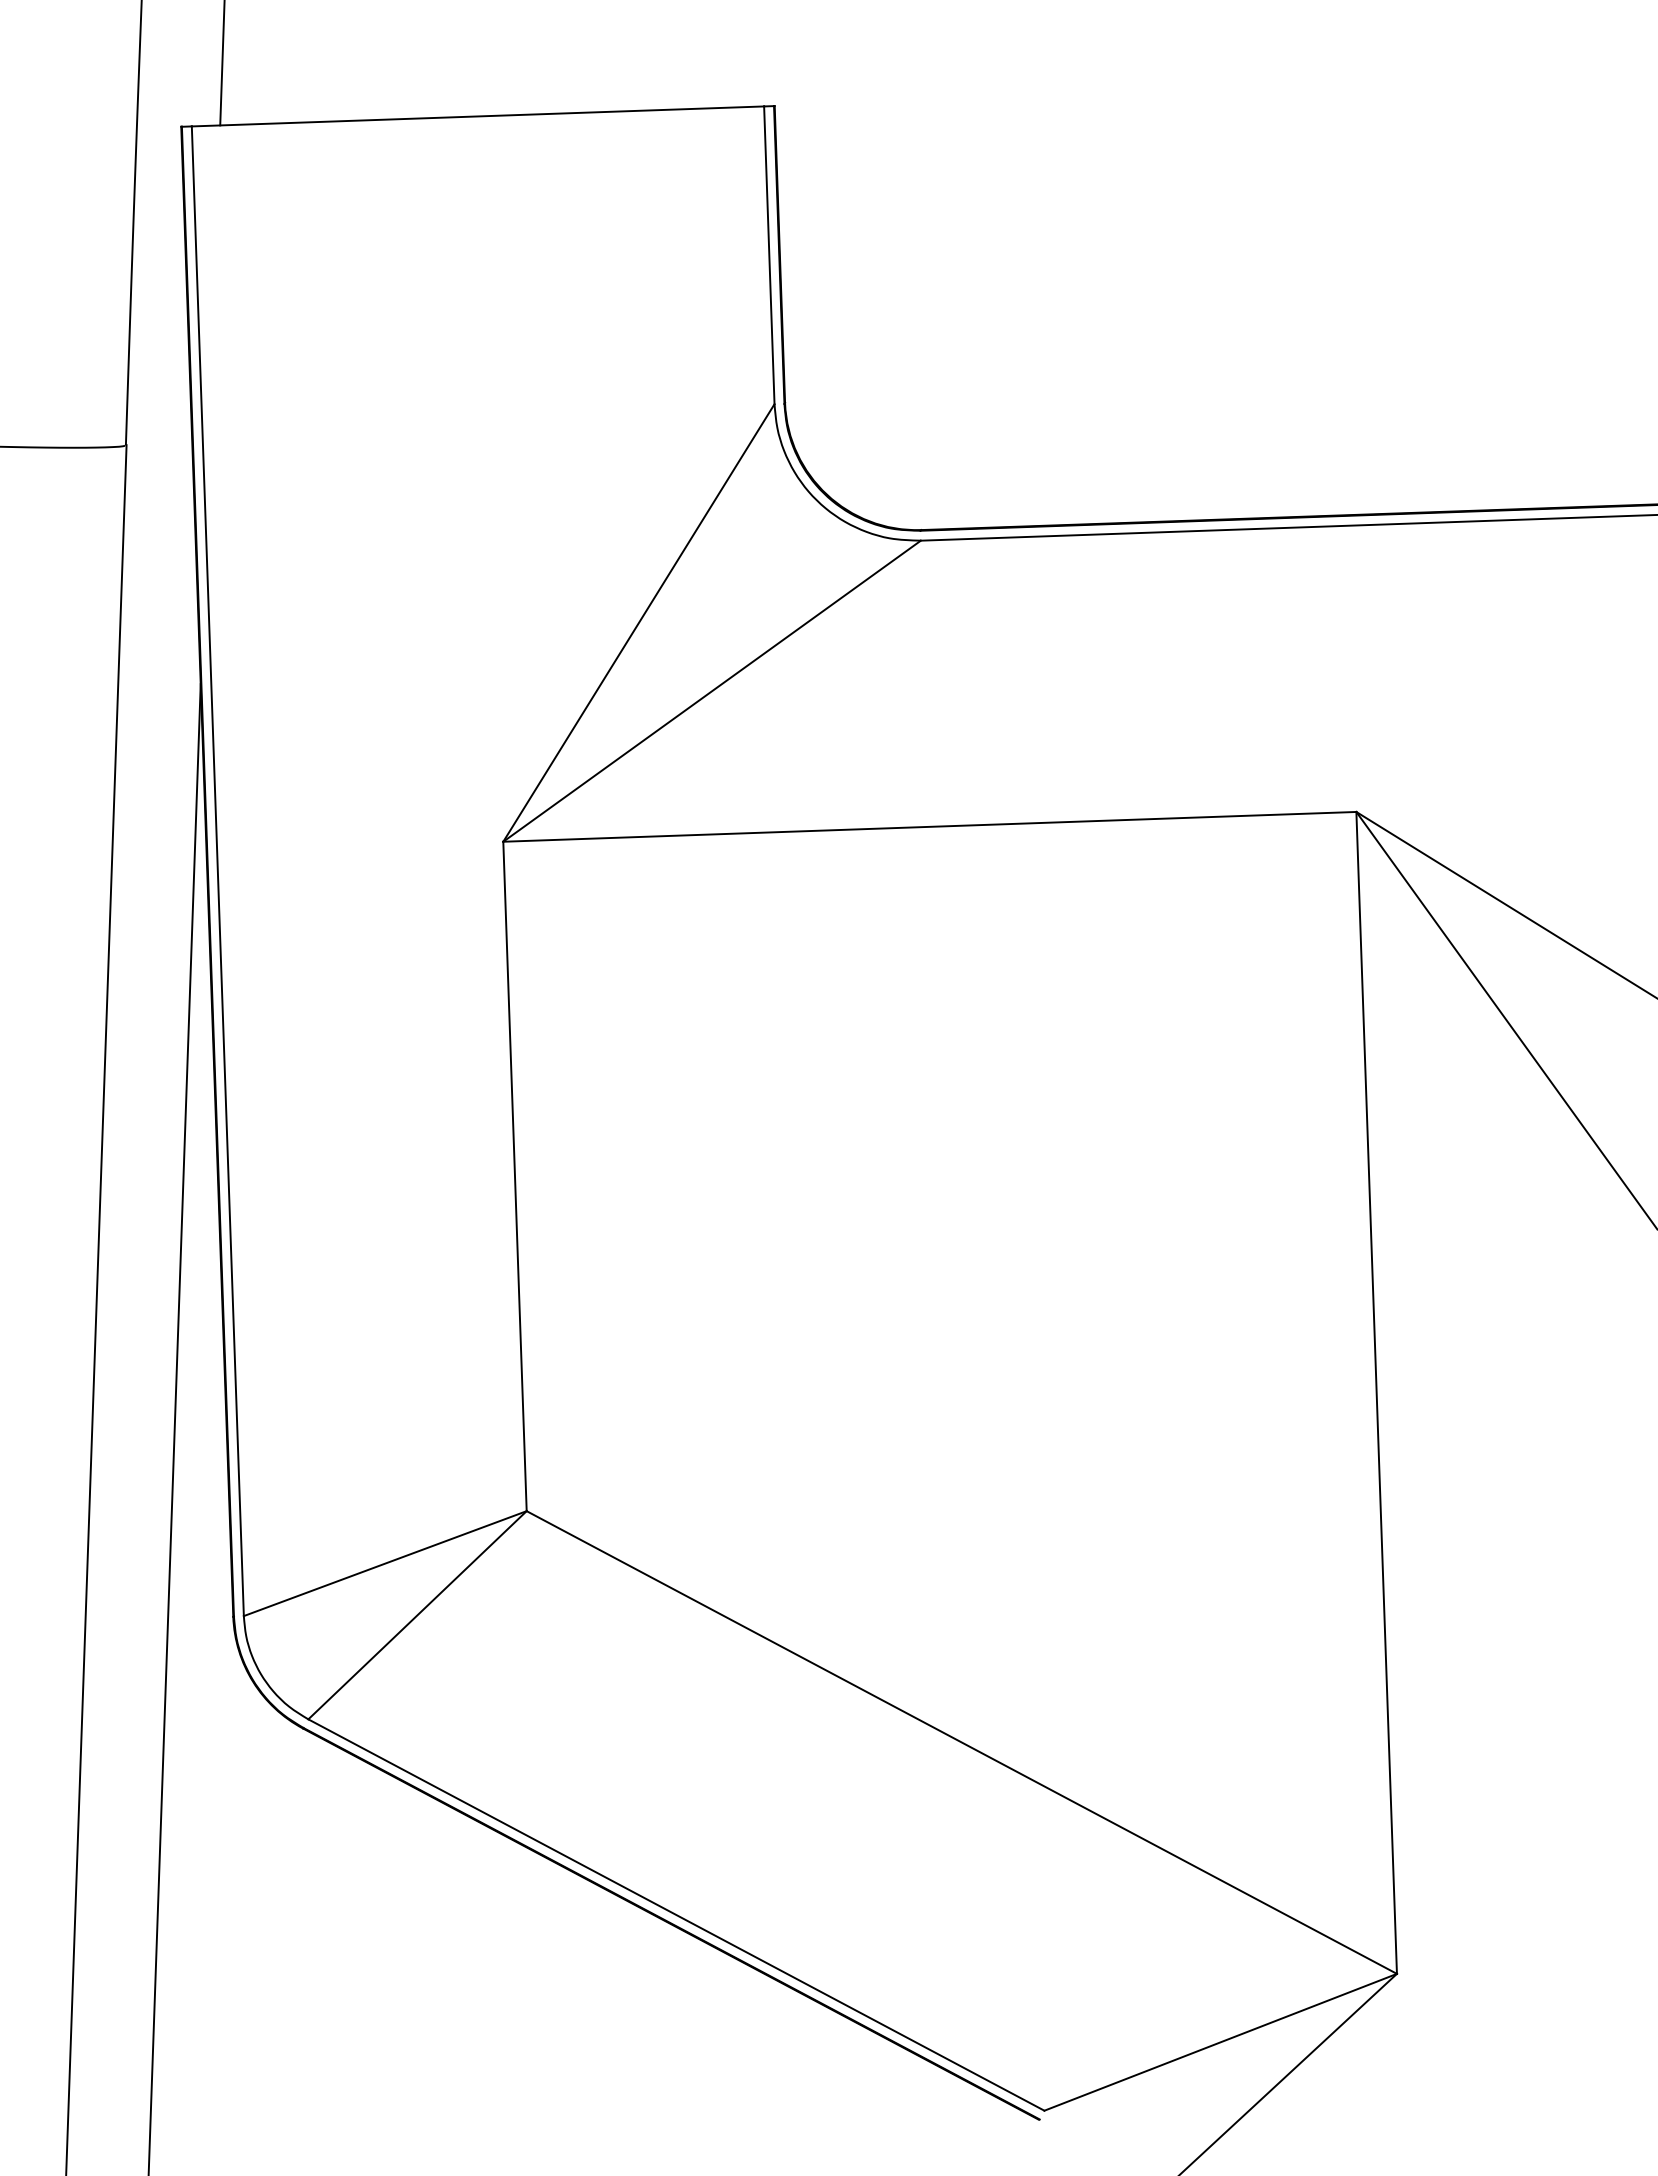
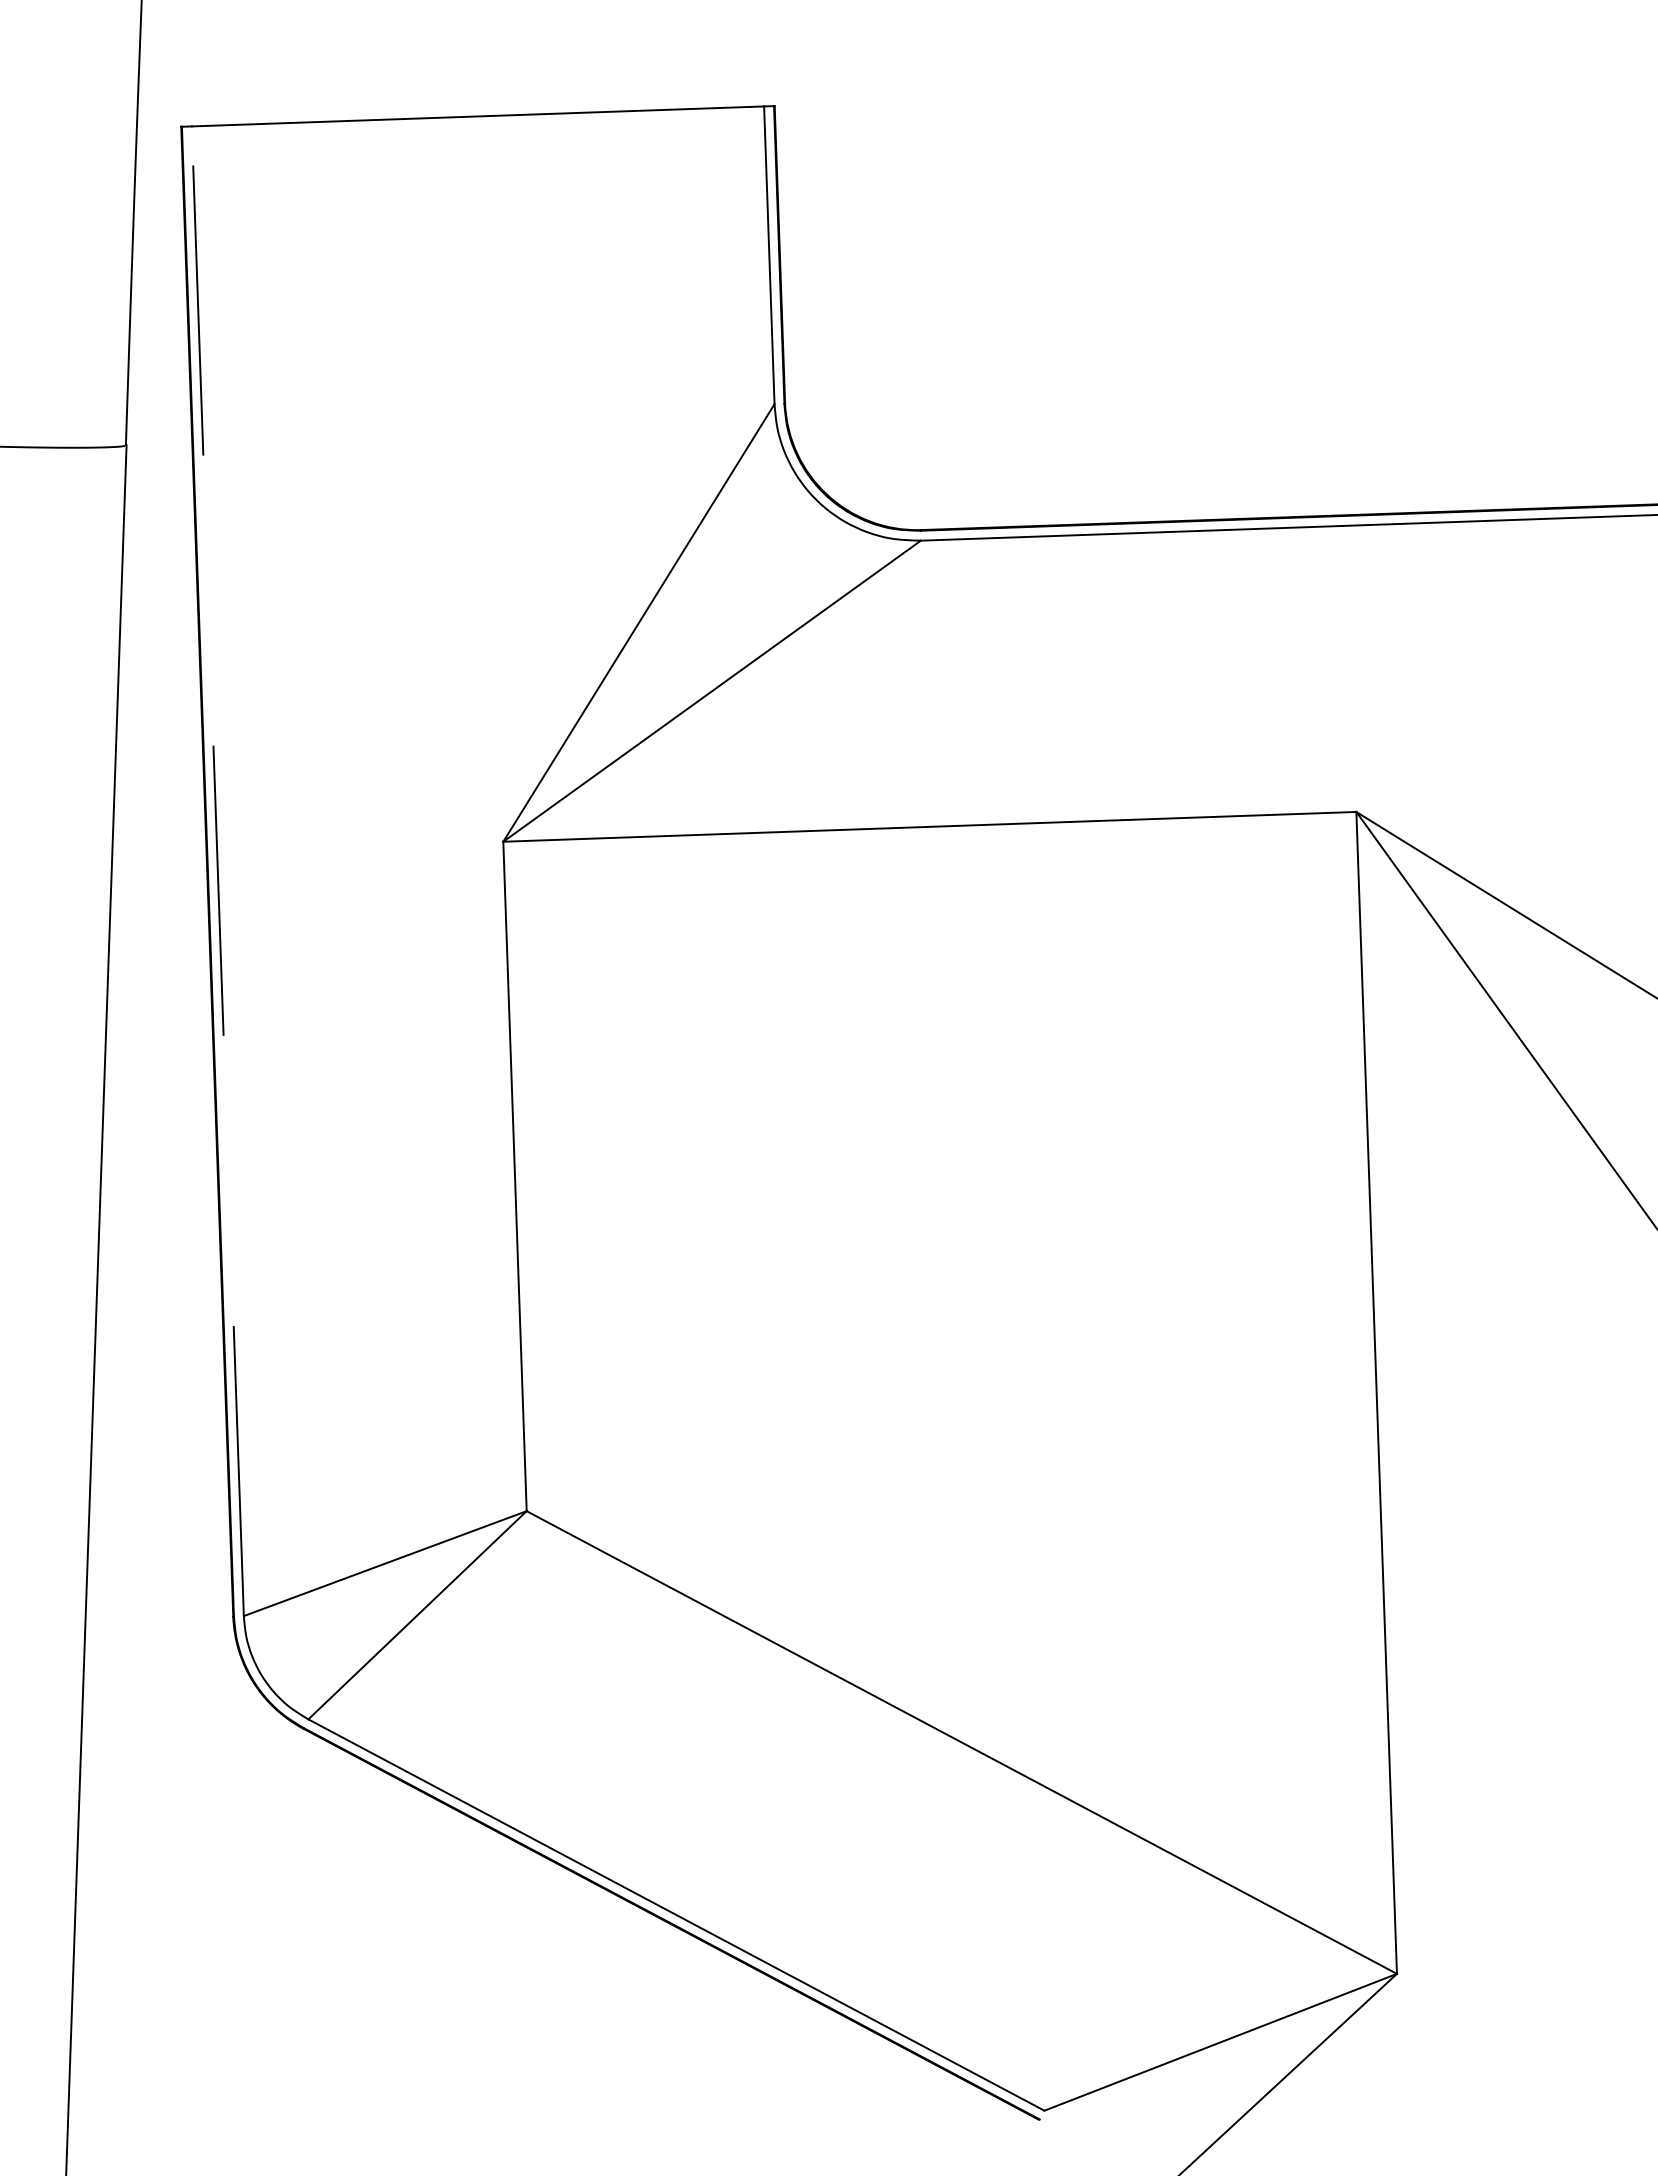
line: present -> none (222, 63)
line: solid -> dashed (217, 870)
line: present -> none (174, 1428)
